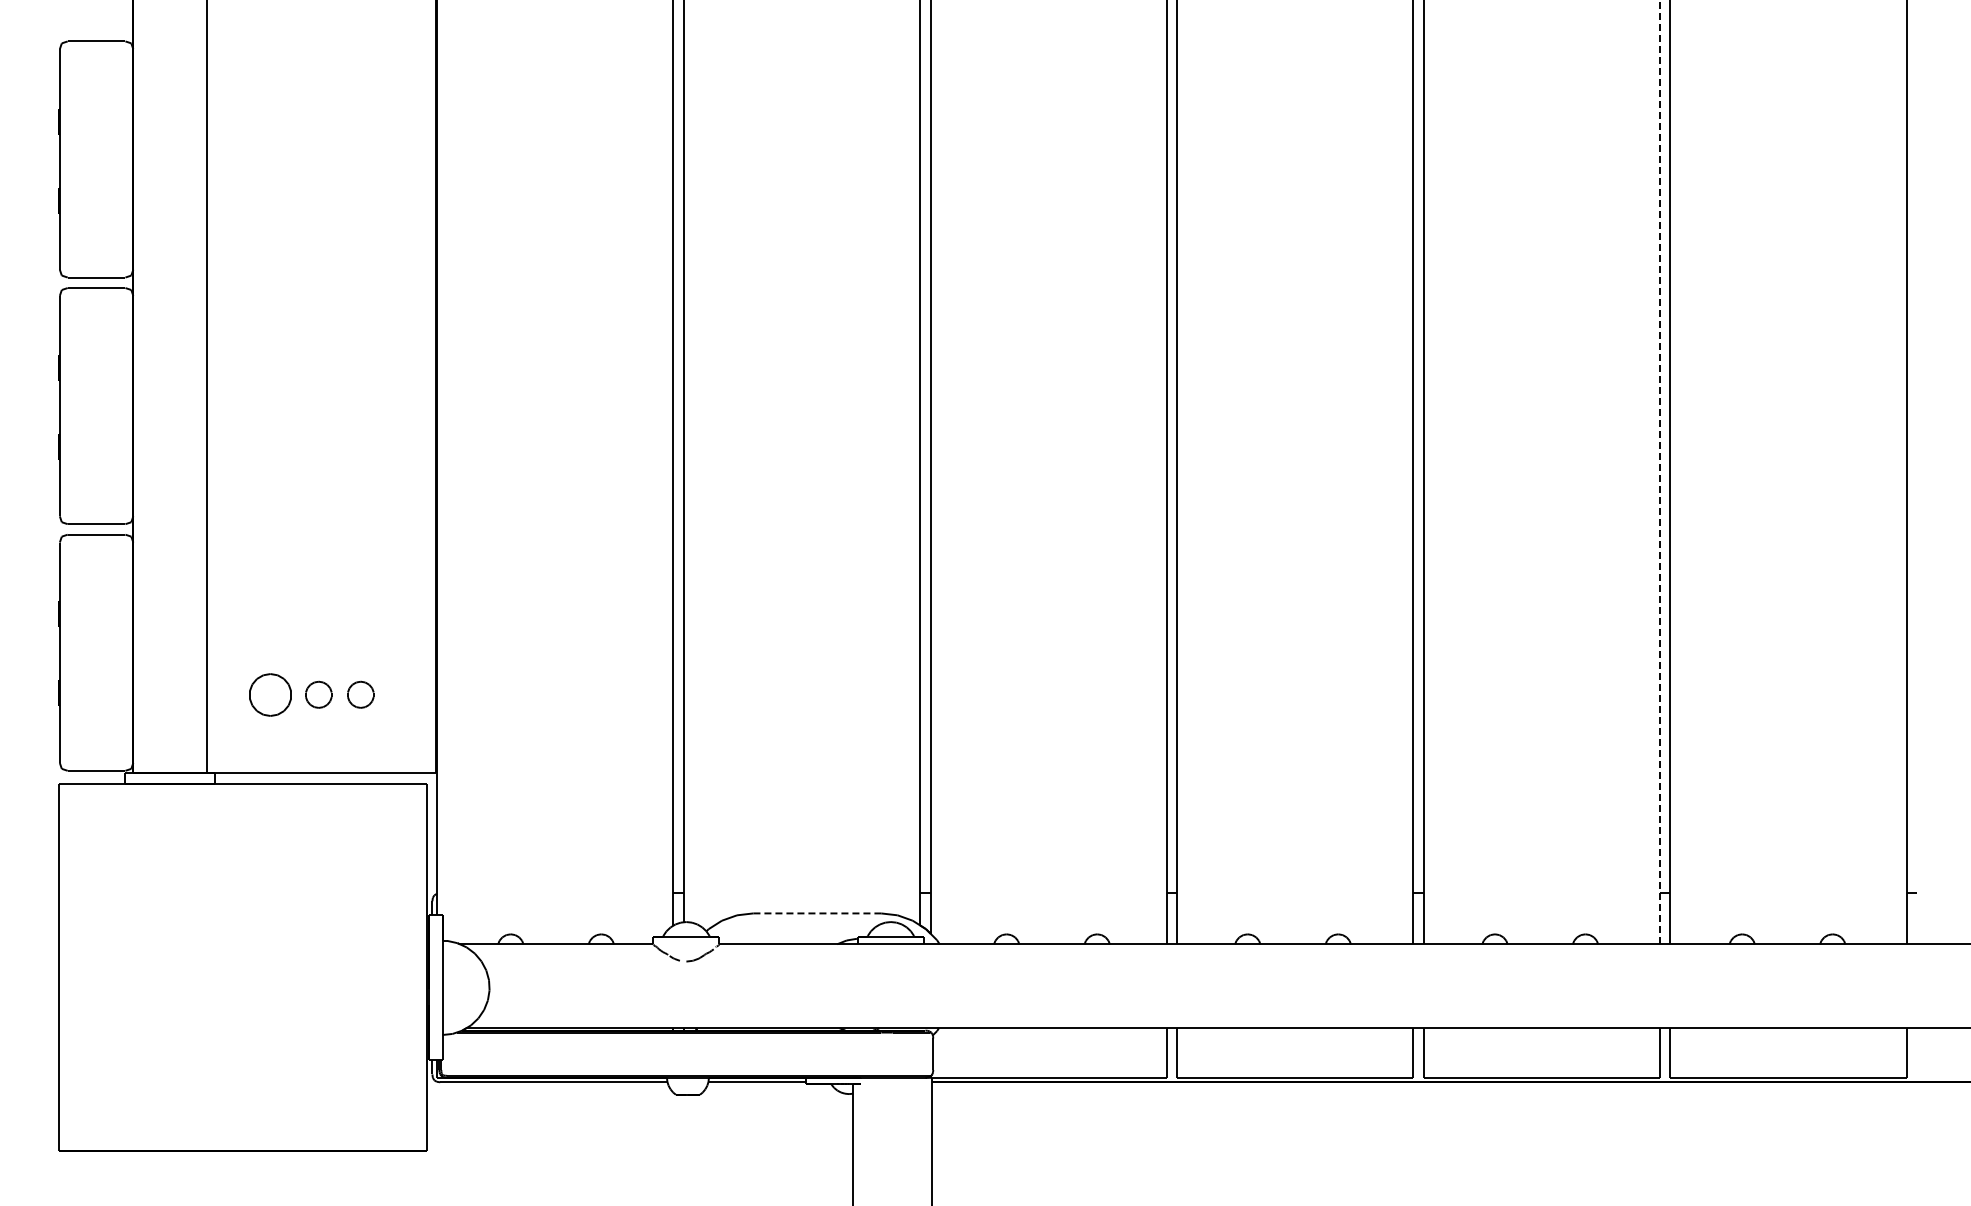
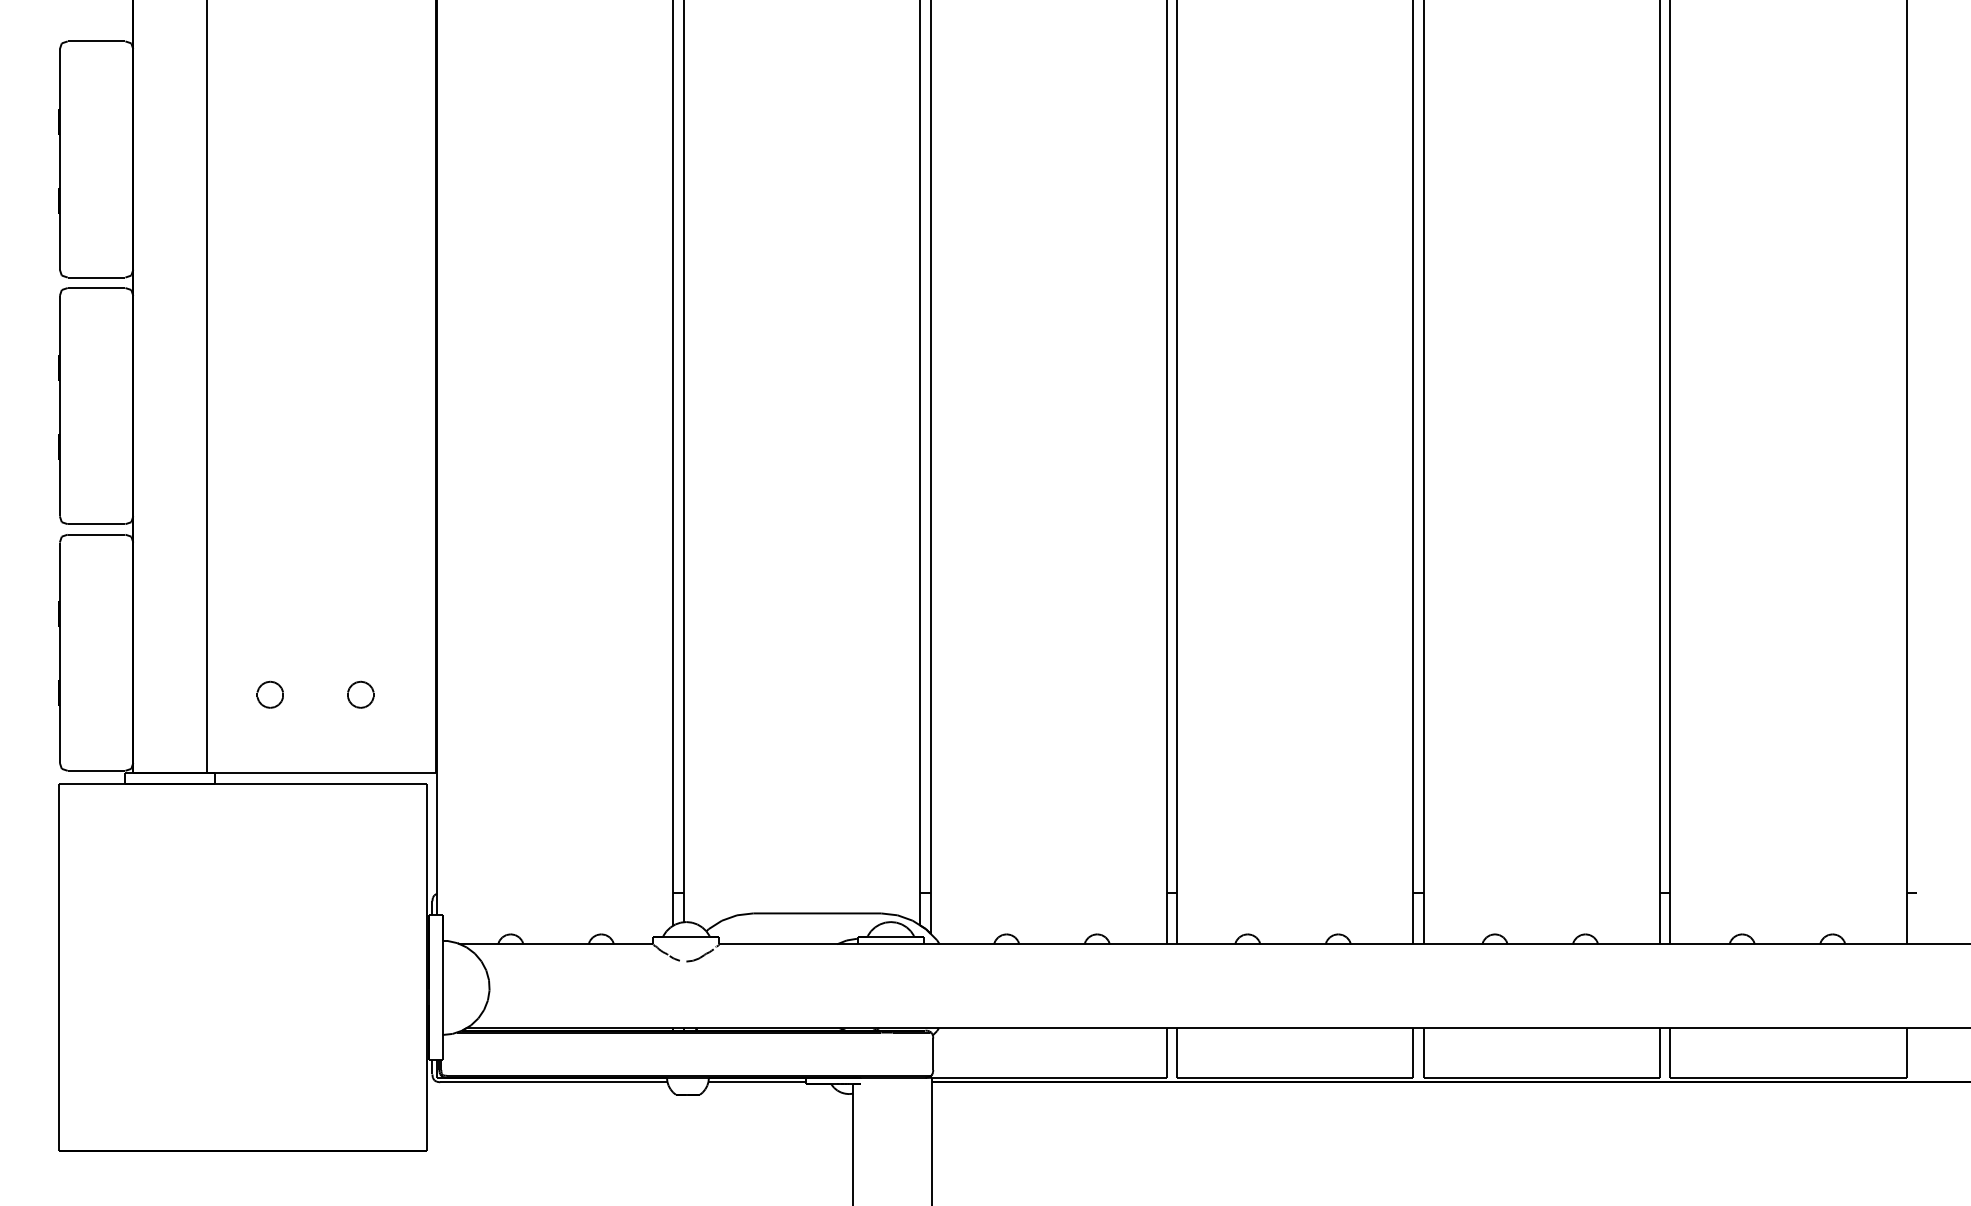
line: dashed -> solid (1659, 472)
part size: 43x44 px -> 28x29 px (269, 694)
part: present -> none (318, 694)
line: dashed -> solid (817, 913)
